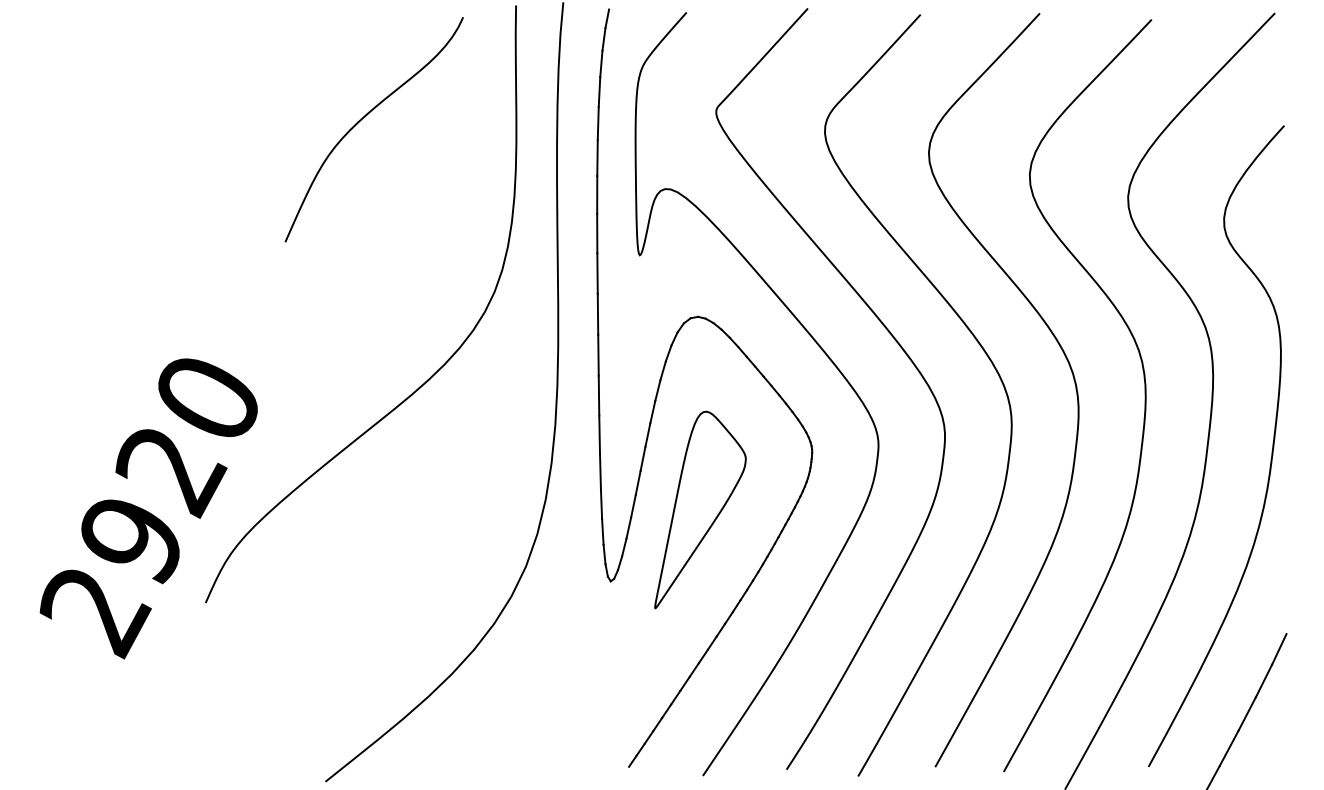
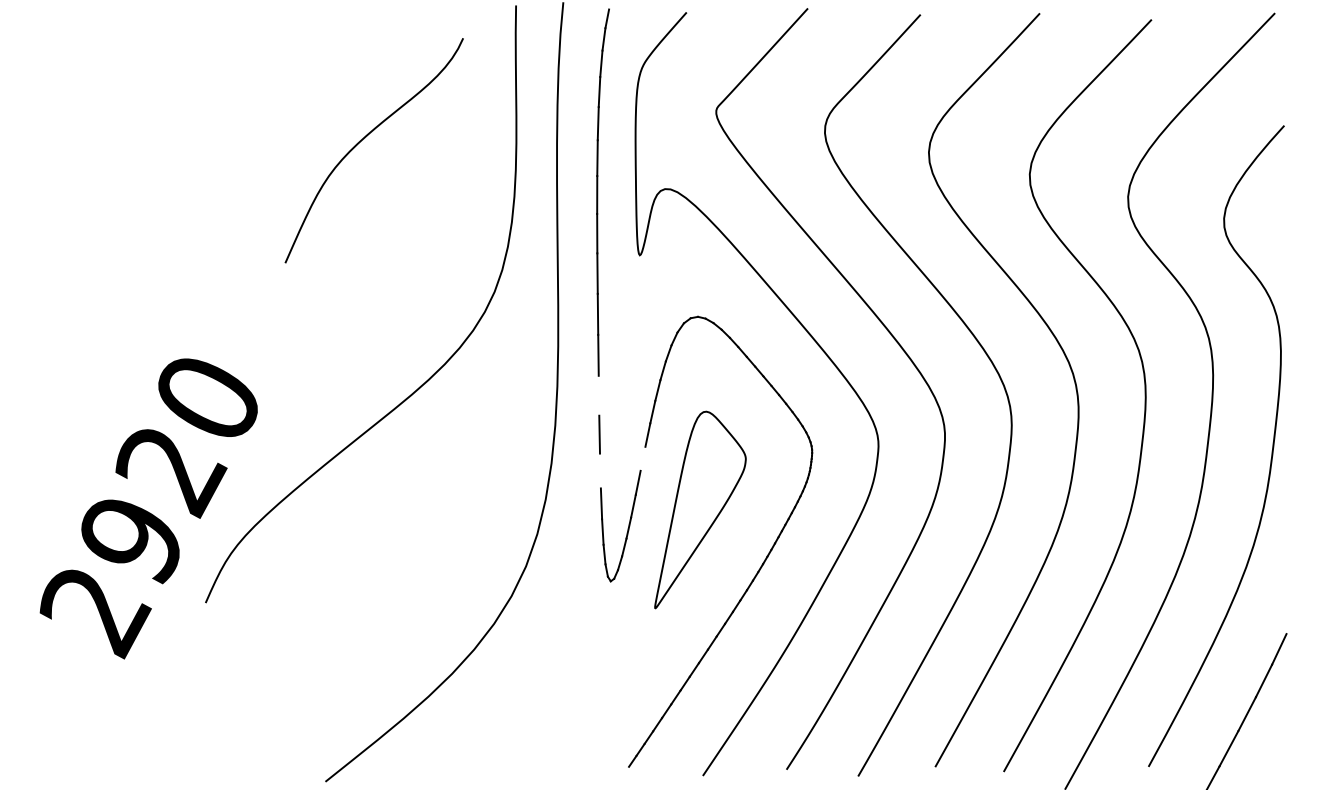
curve position: (365, 117) -> (365, 138) (365, 138)
line: present -> none (598, 395)
line: present -> none (642, 458)
line: present -> none (600, 470)
